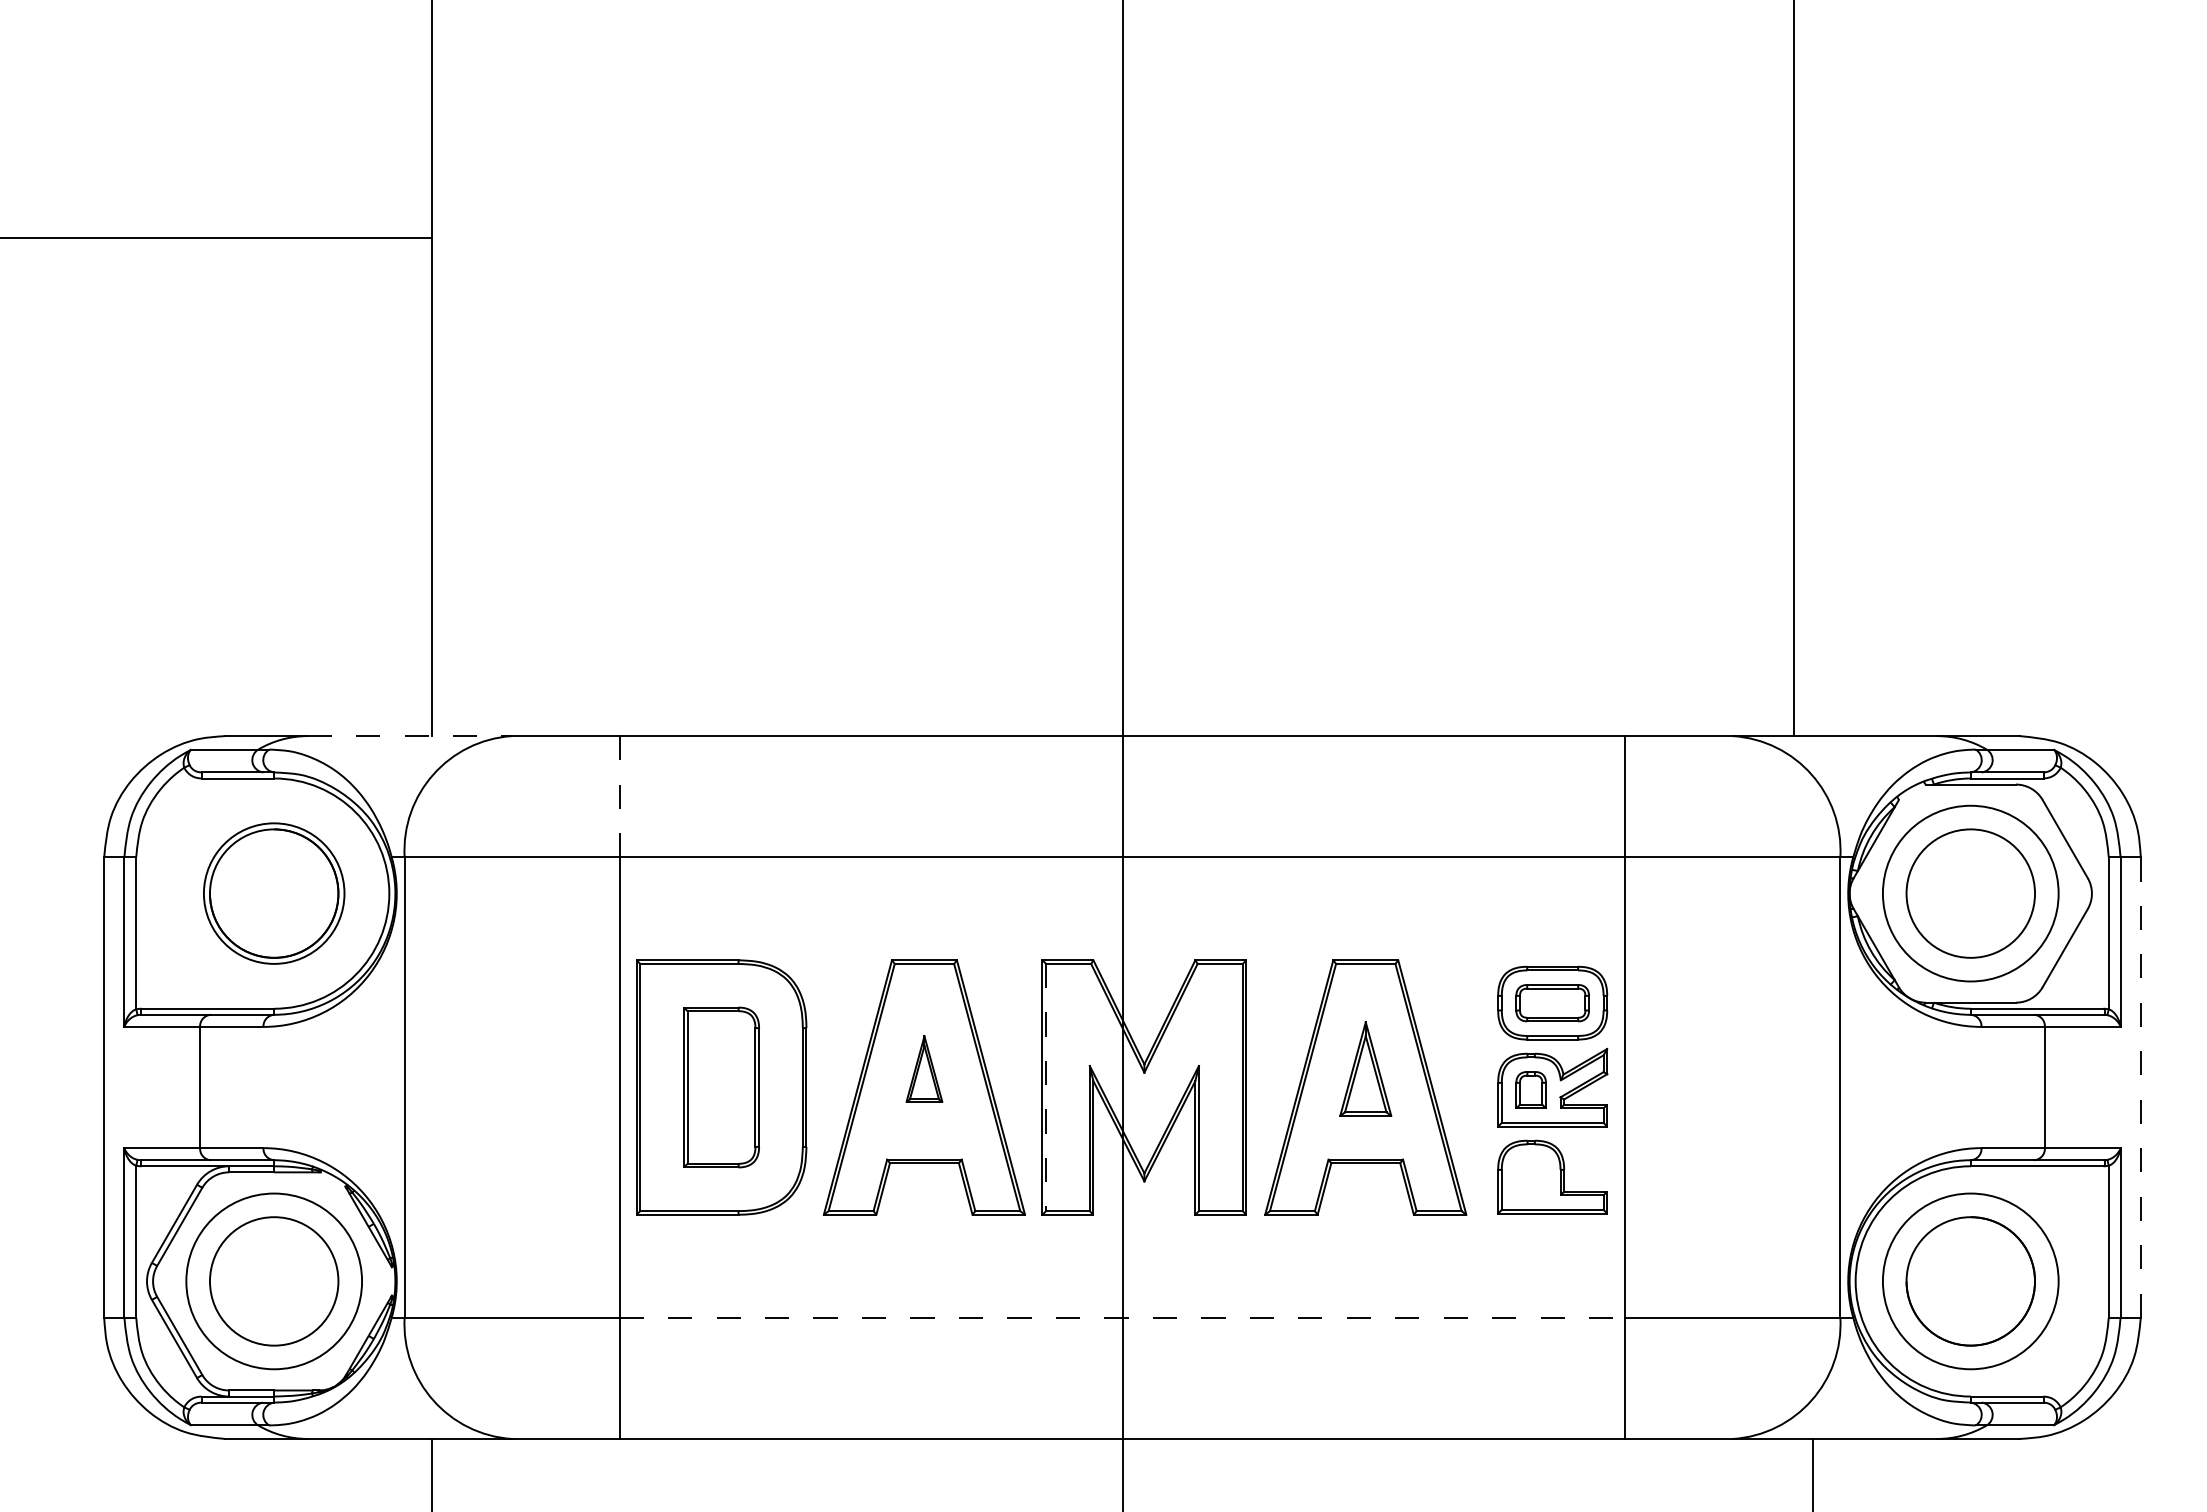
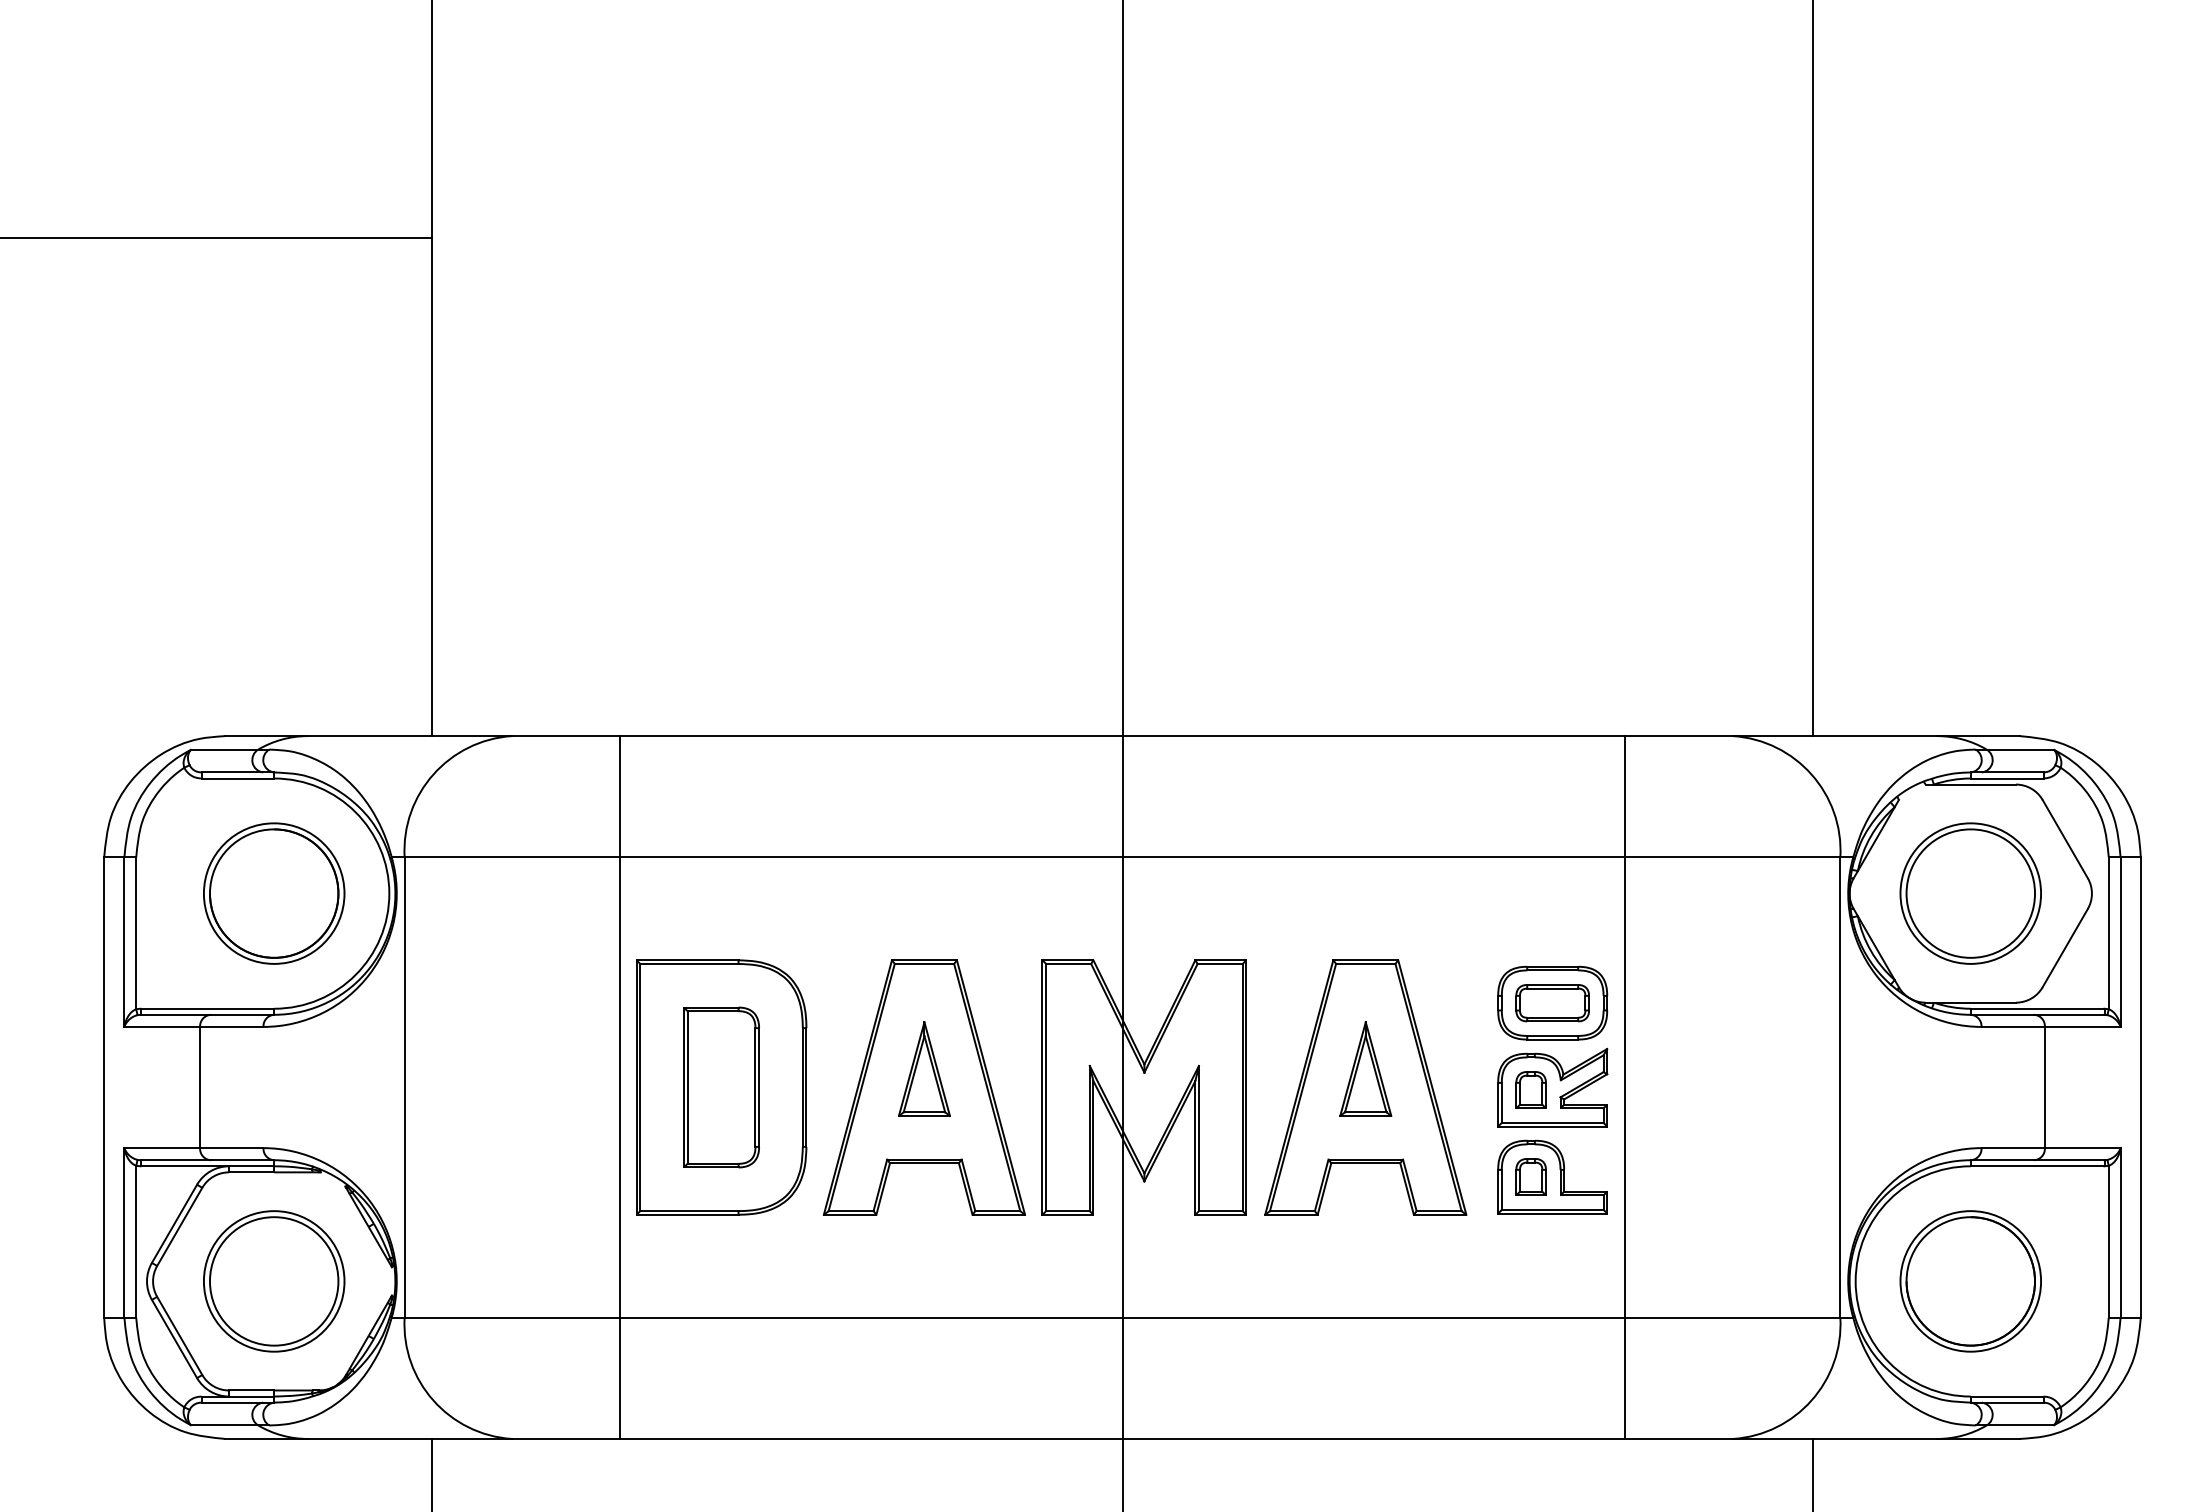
line position: (1794, 369) -> (1813, 369) (1813, 369)
line: dashed -> solid (410, 736)
line: dashed -> solid (619, 796)
circle diameter: 176 px -> 141 px (1970, 893)
part size: 39x68 px -> 53x96 px (924, 1068)
line: dashed -> solid (1046, 1087)
line: dashed -> solid (2140, 1088)
part: none -> present (1530, 1176)
circle diameter: 176 px -> 141 px (273, 1281)
circle diameter: 176 px -> 141 px (1970, 1281)
line: dashed -> solid (1122, 1317)
